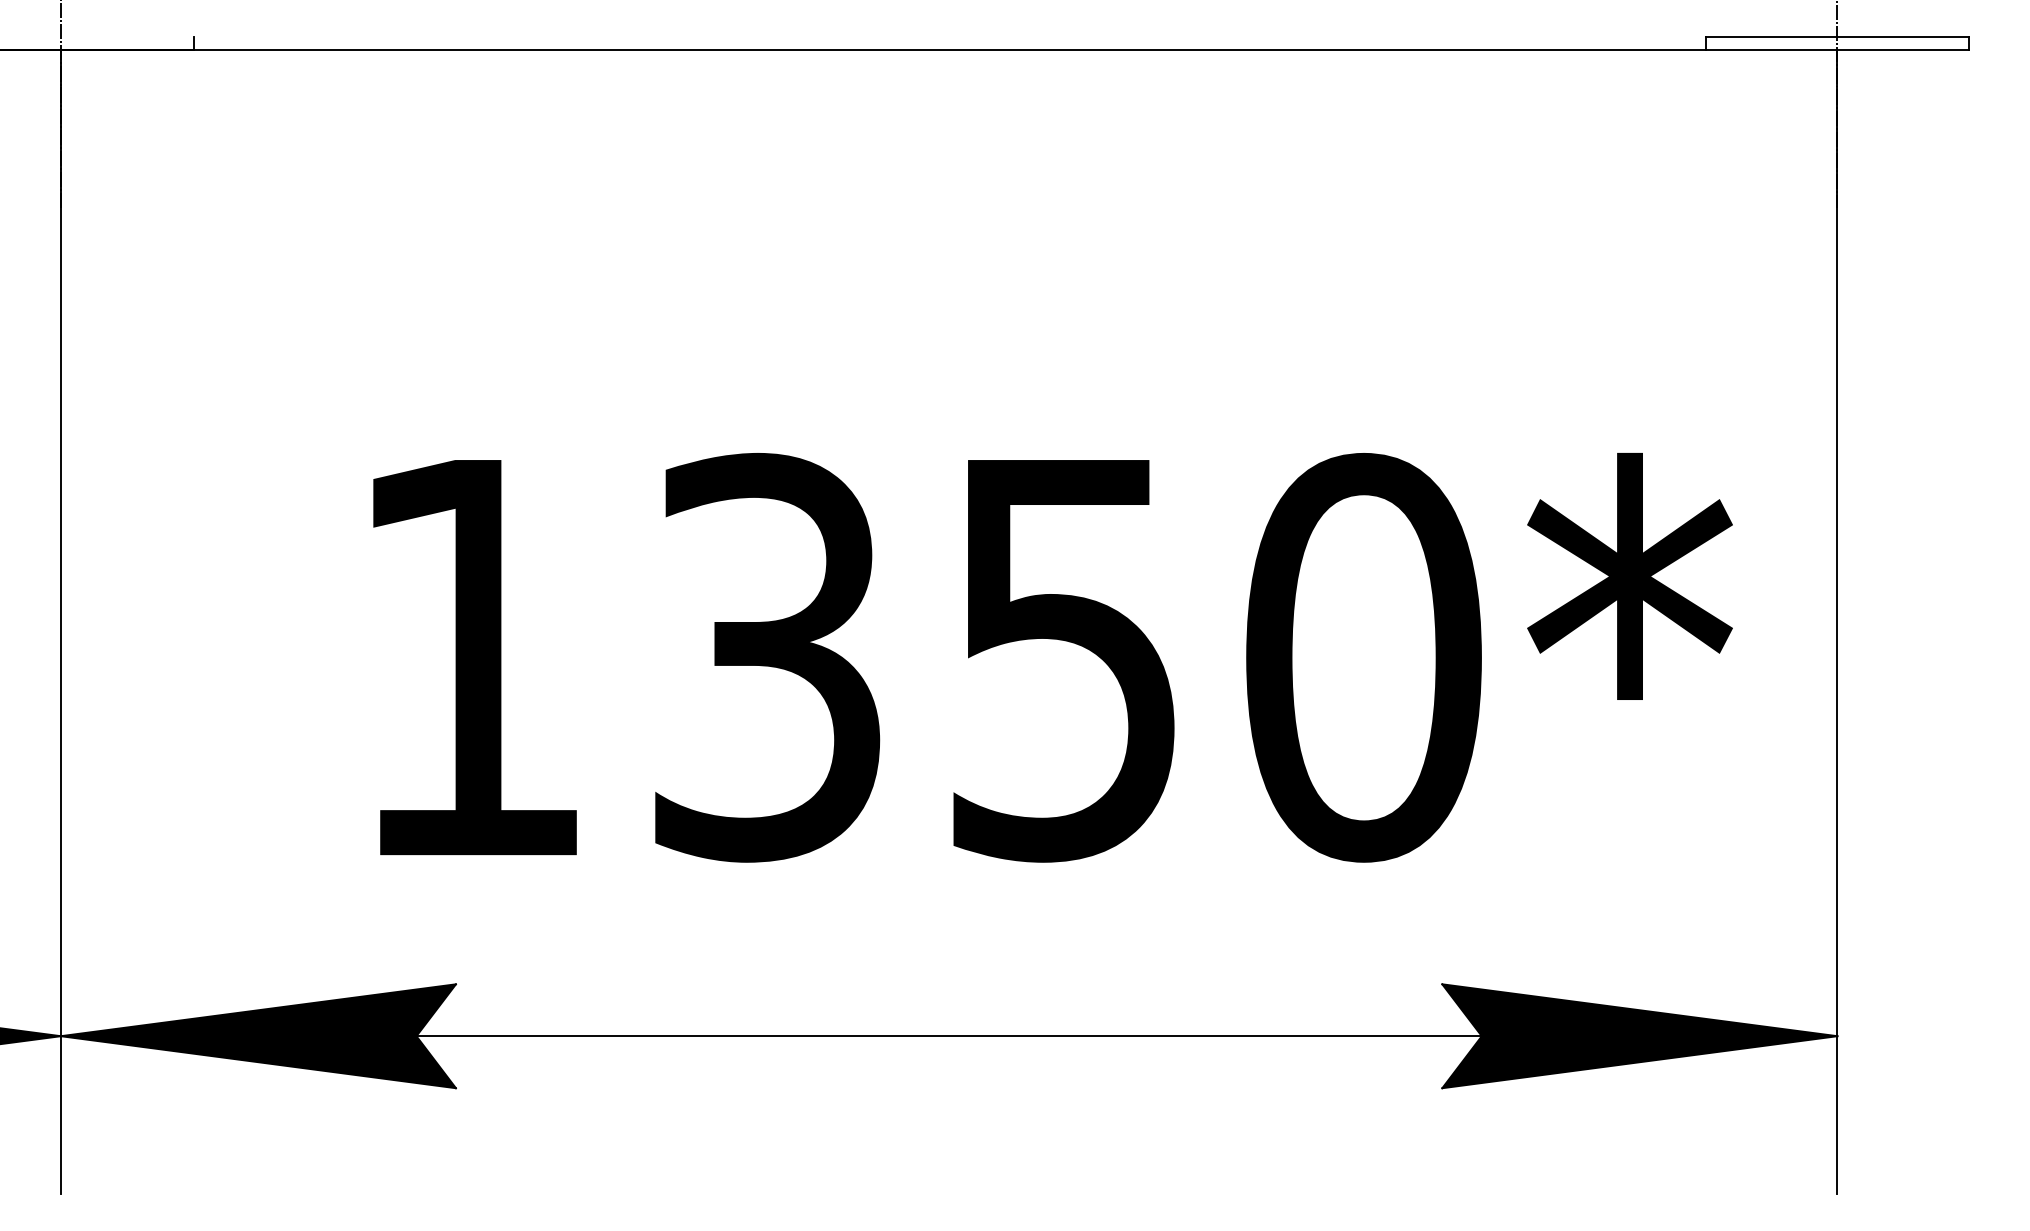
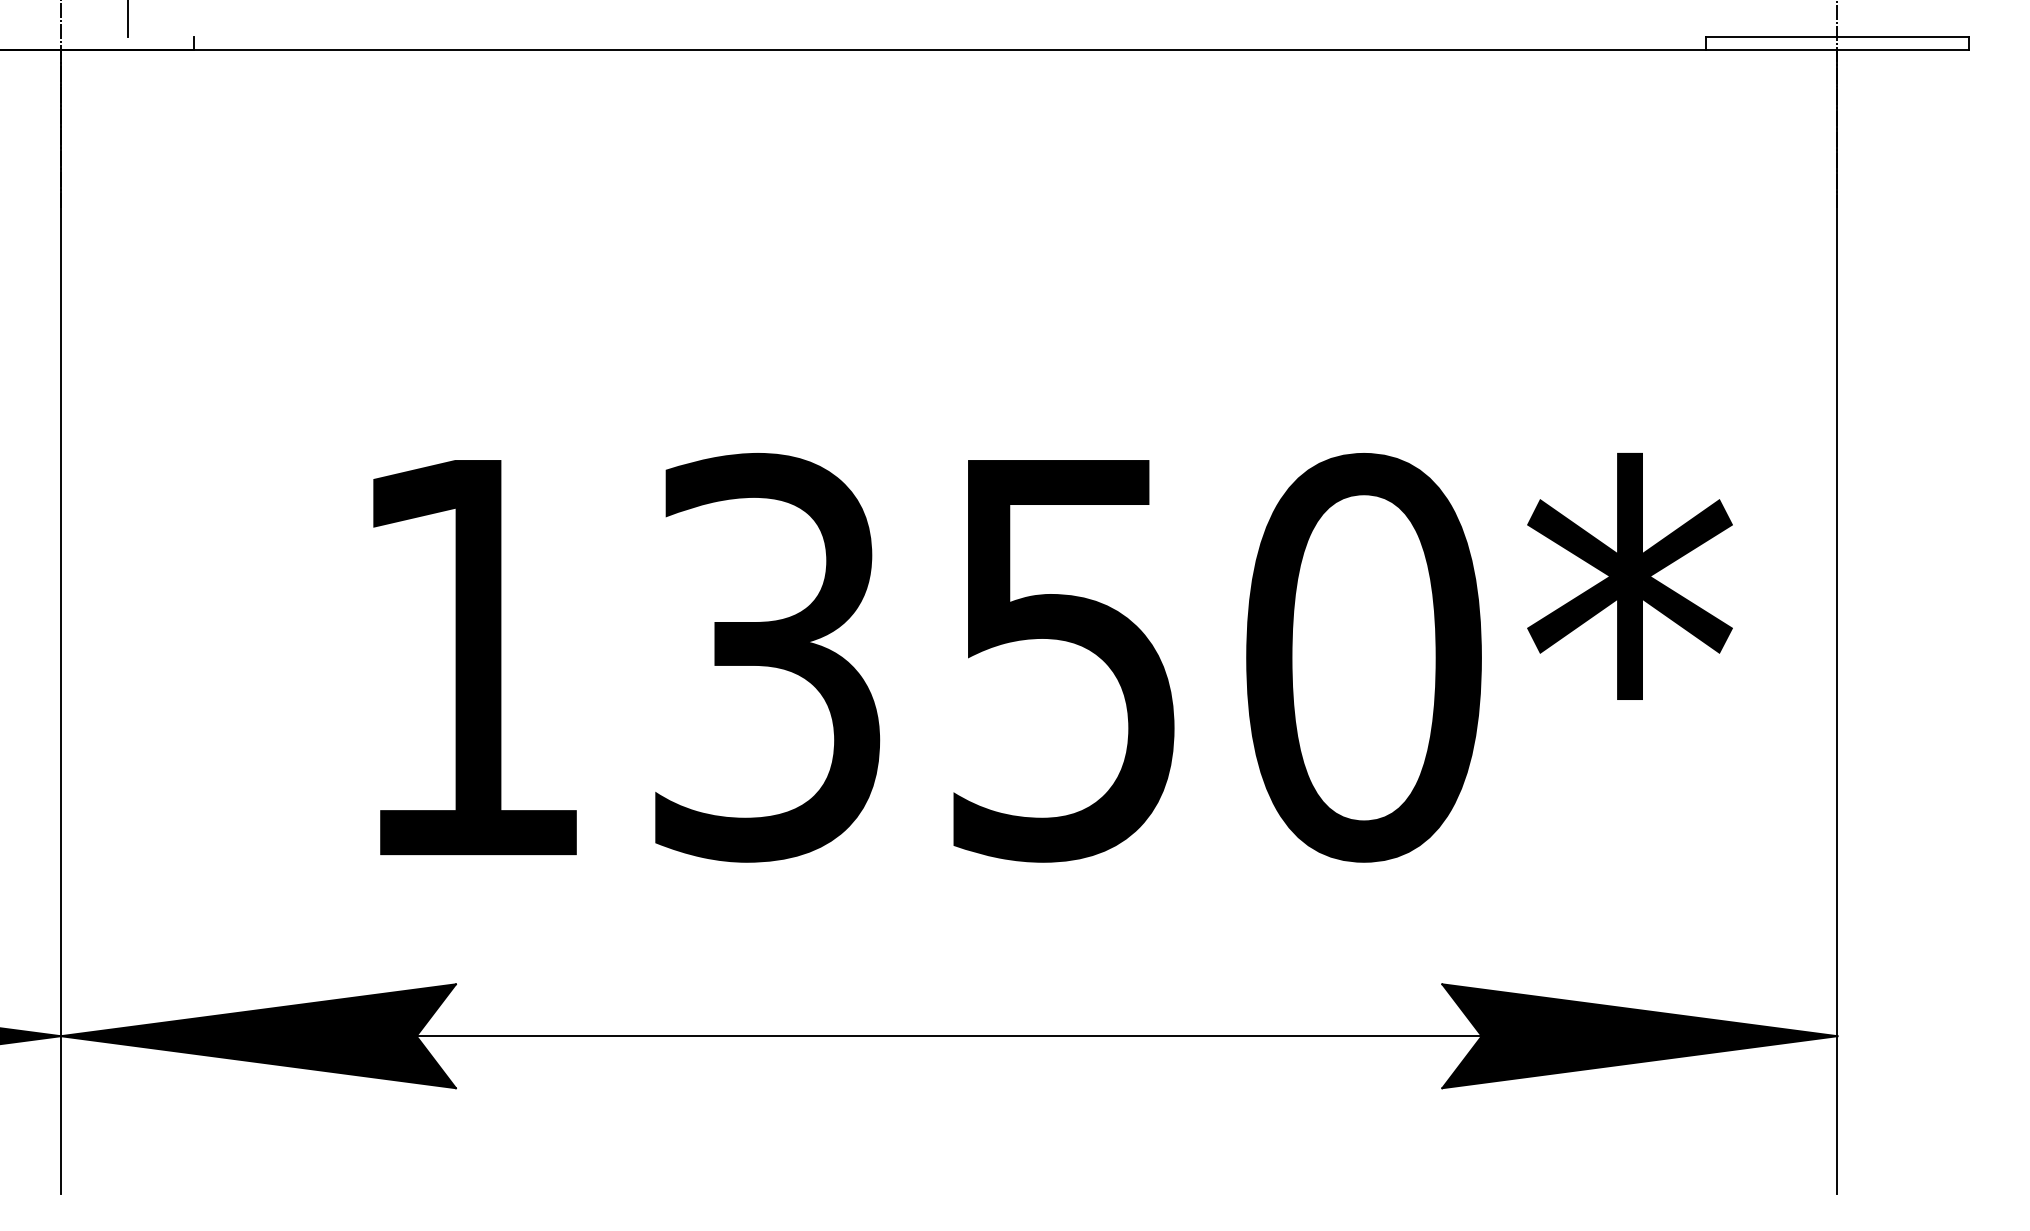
line: none -> present (128, 19)
